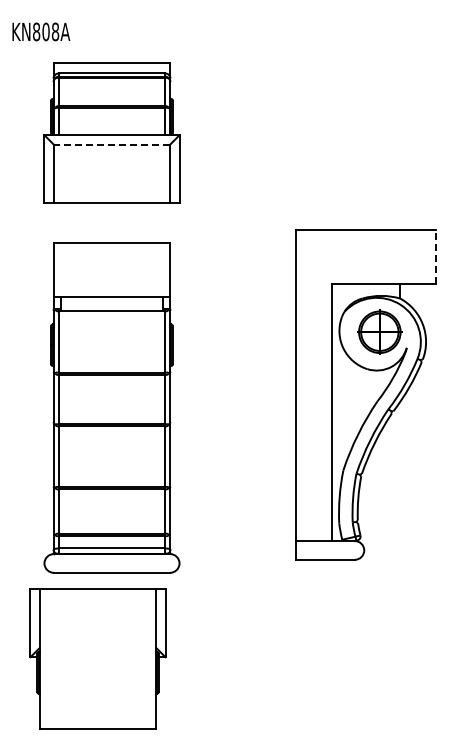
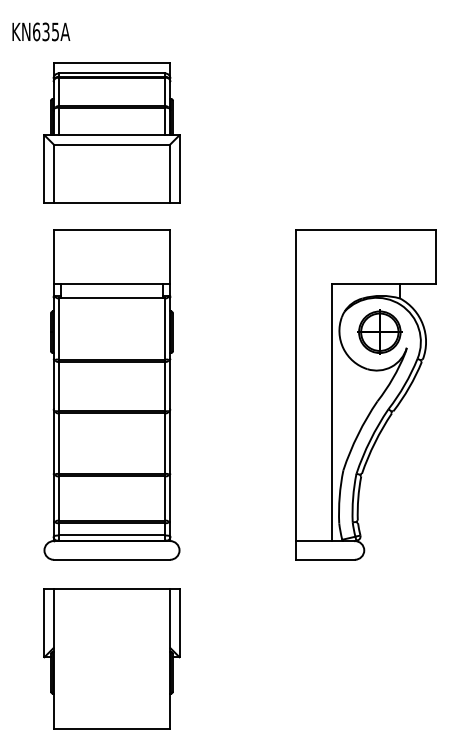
text: KN808A -> KN635A (46, 31)
line: dashed -> solid (111, 144)
line: dashed -> solid (436, 256)
part position: (111, 407) -> (111, 394) (111, 394)
part position: (97, 658) -> (111, 658) (111, 658)
